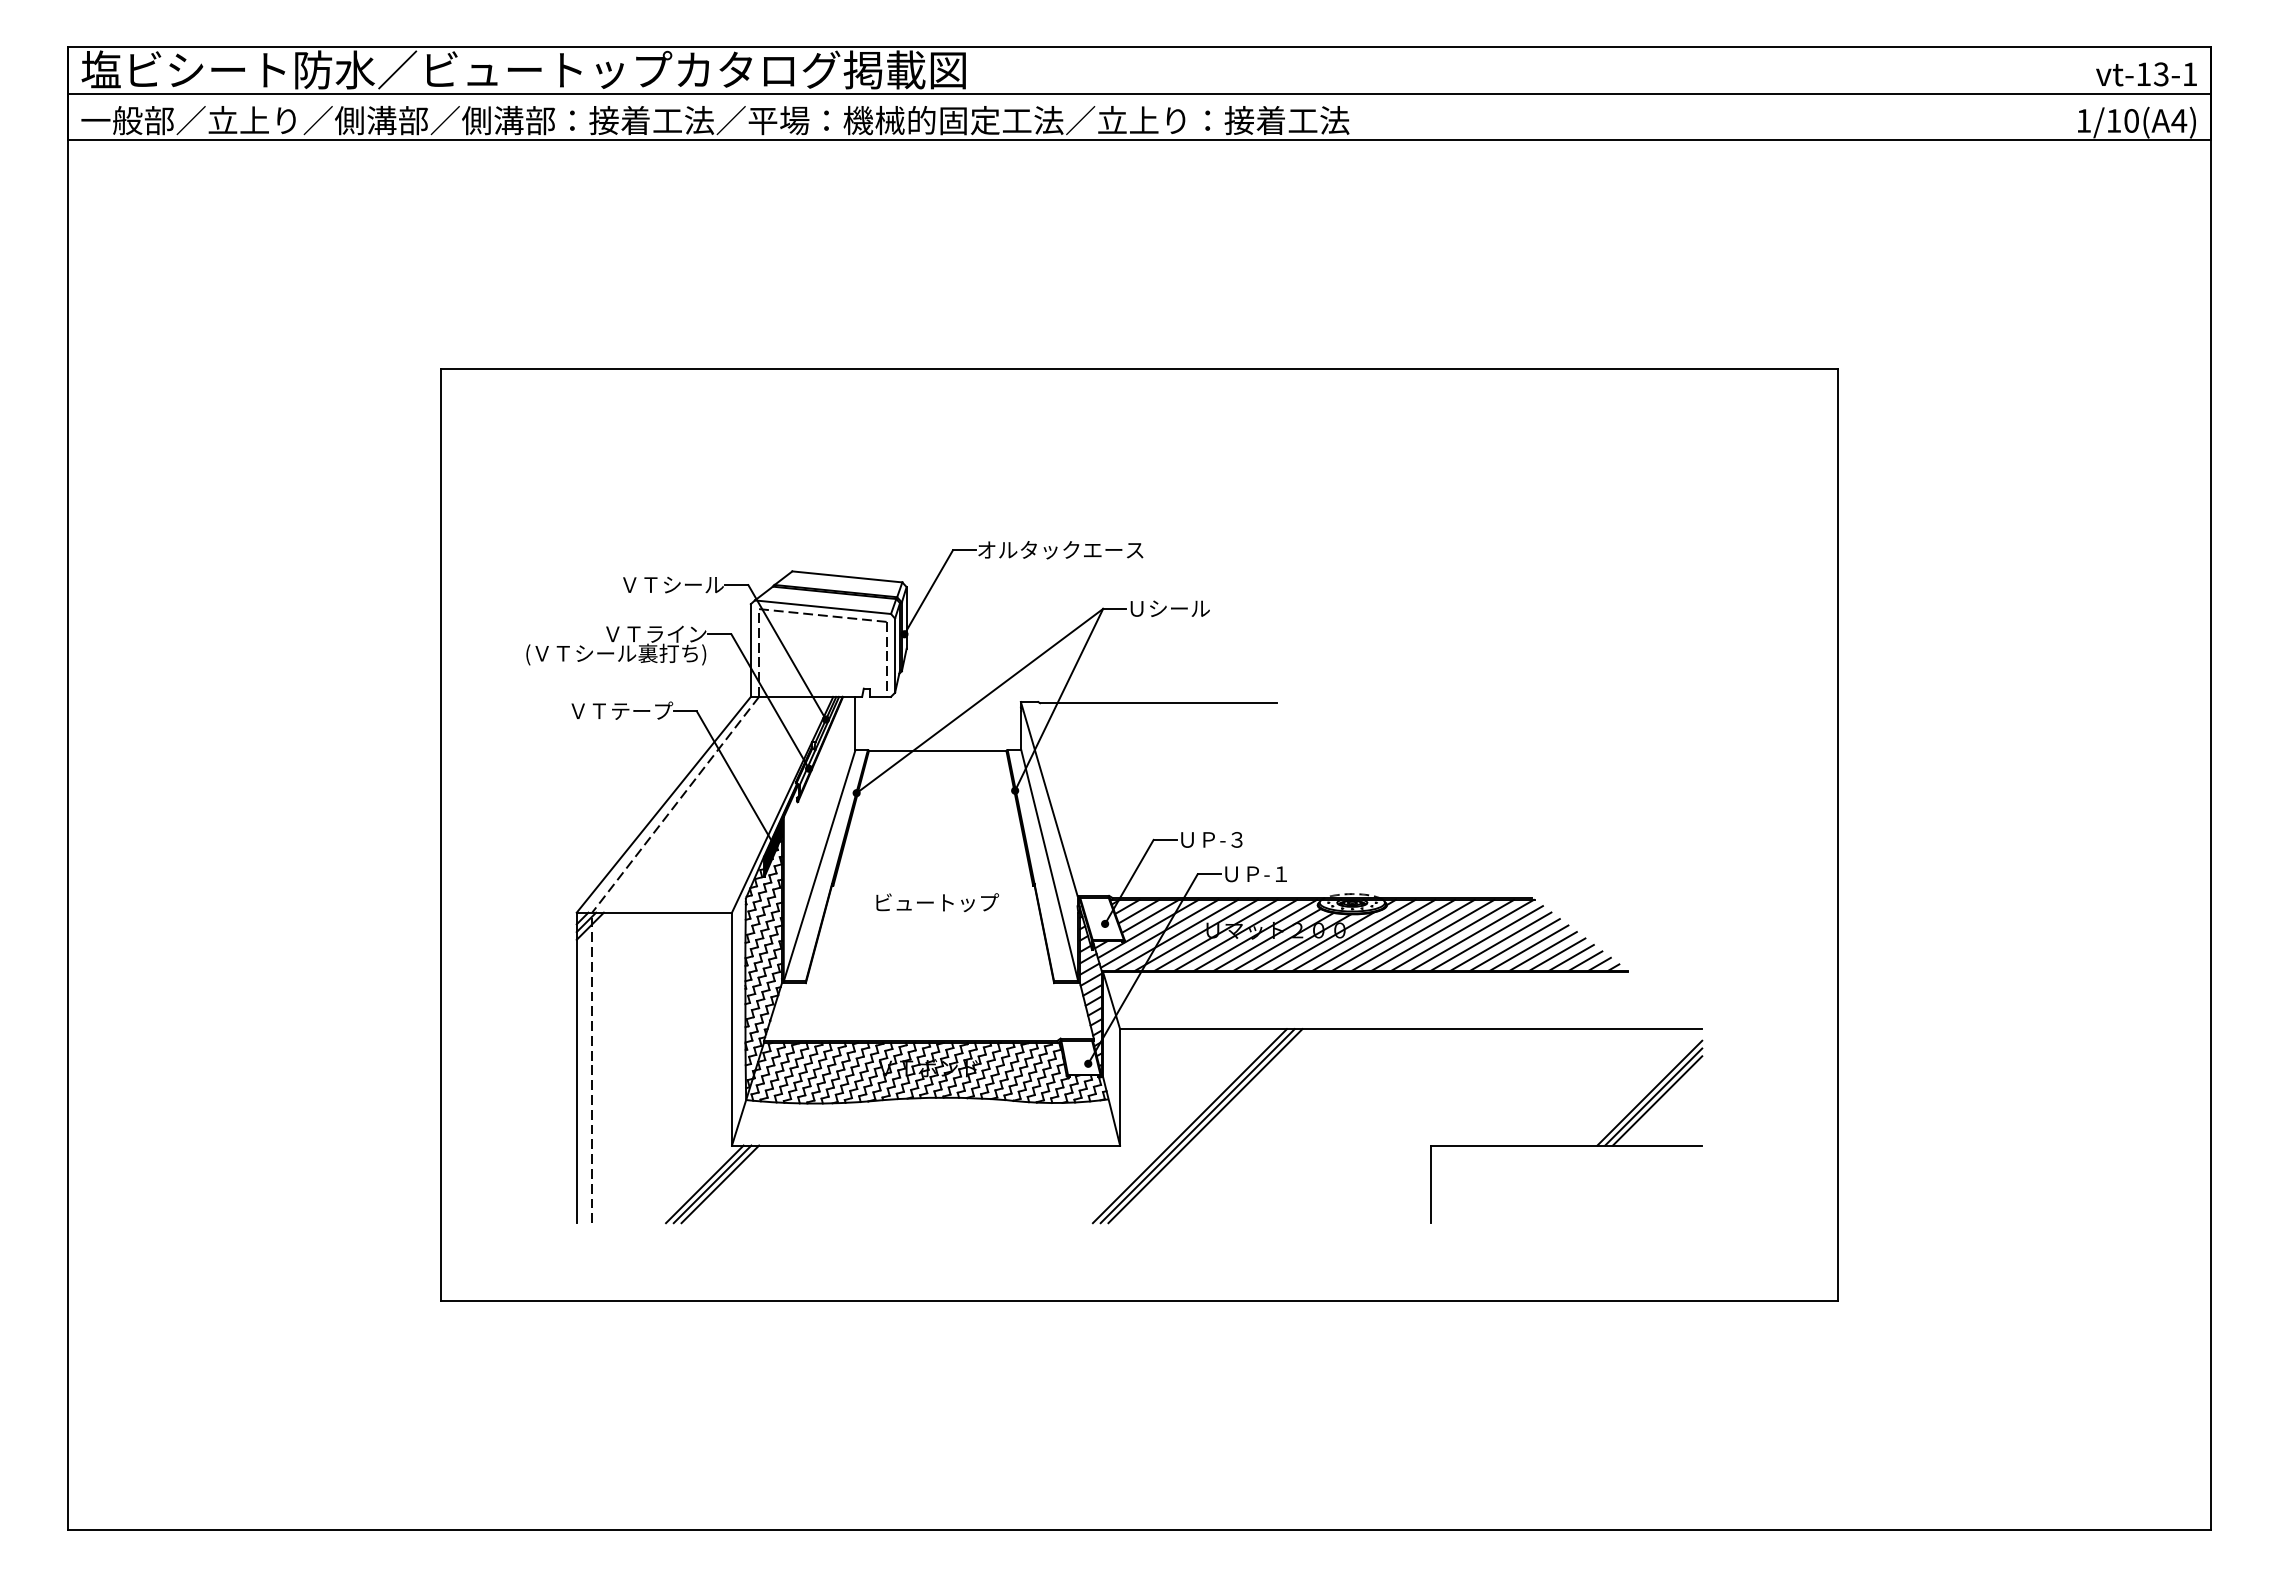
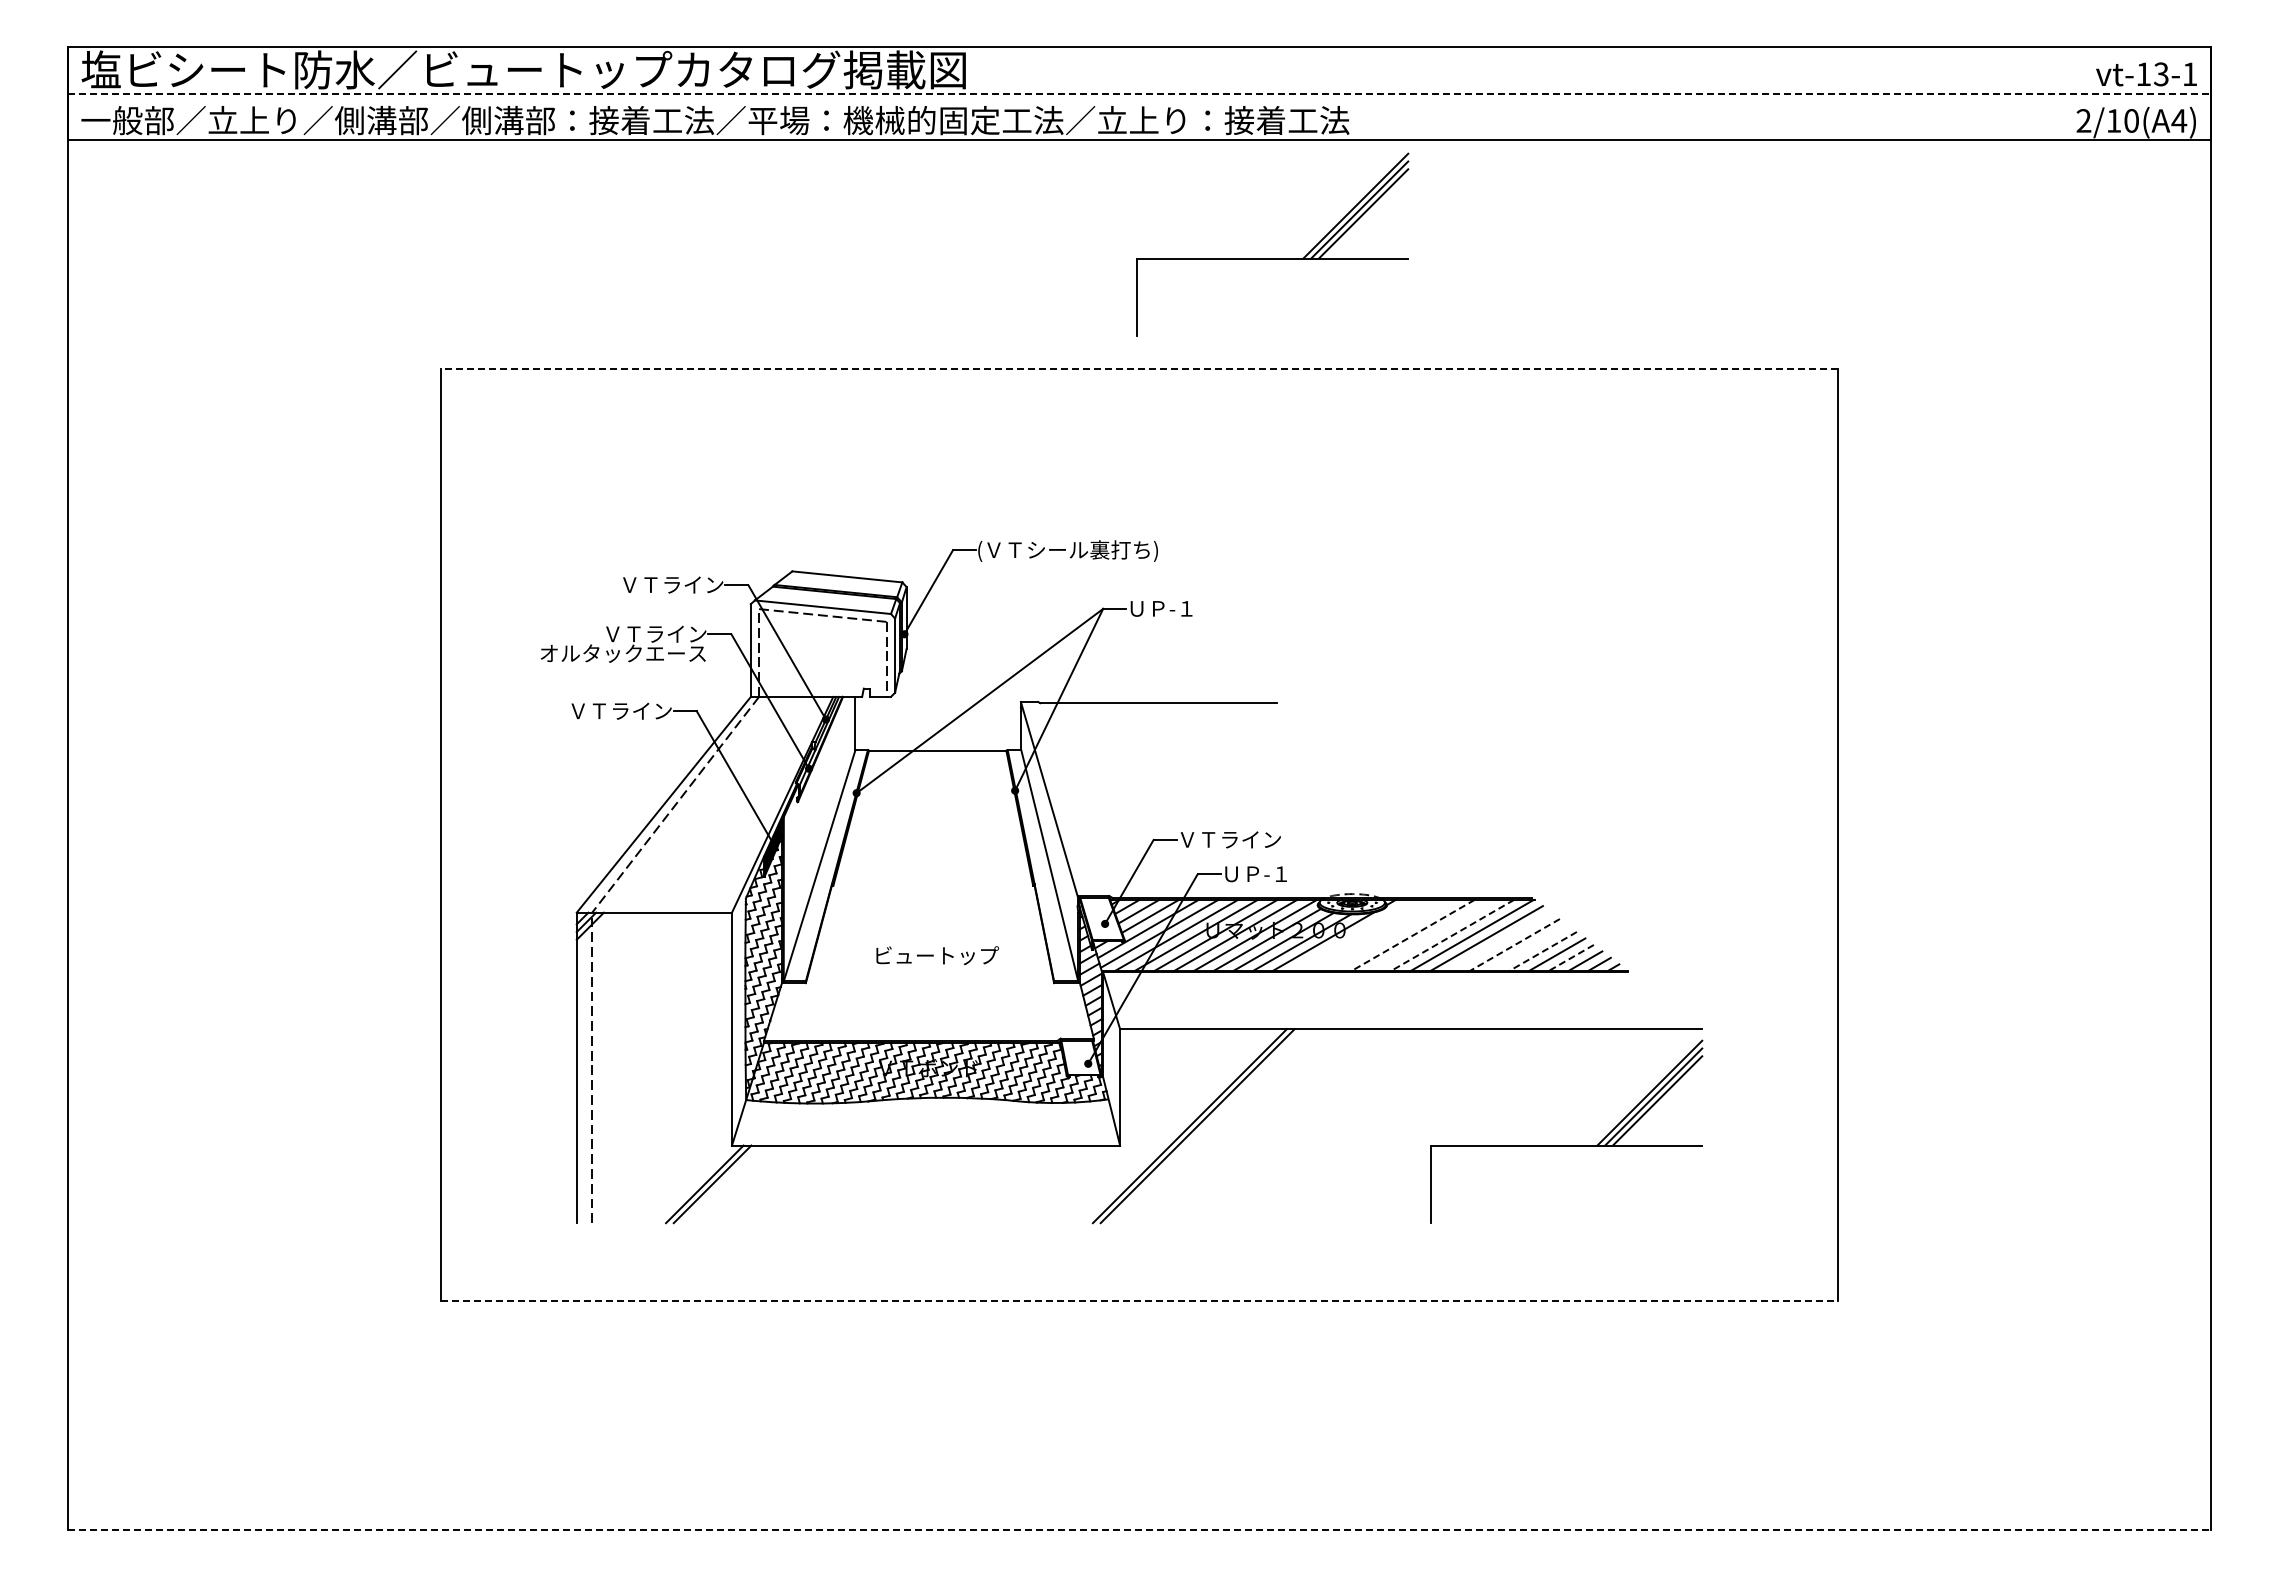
line: solid -> dashed (1139, 93)
text: 1/10(A4) -> 2/10(A4) (2083, 120)
part: none -> present (1272, 258)
line: solid -> dashed (1139, 369)
text: オルタックエース -> (ＶＴシール裏打ち) (1067, 550)
text: ＶＴシール -> ＶＴライン (693, 584)
text: Ｕシール -> ＵＰ-１ (1179, 608)
text: (ＶＴシール裏打ち) -> オルタックエース (616, 654)
text: ＶＴテープ -> ＶＴライン (642, 710)
text: ＵＰ-３ -> ＶＴライン (1230, 839)
text position: (937, 902) -> (937, 955) (937, 955)
line: present -> none (1353, 934)
line: present -> none (1373, 934)
line: present -> none (1393, 934)
line: present -> none (1432, 934)
line: solid -> dashed (1413, 935)
line: solid -> dashed (1452, 935)
line: present -> none (1500, 941)
line: solid -> dashed (1515, 944)
line: present -> none (1528, 947)
line: solid -> dashed (1543, 951)
line: solid -> dashed (1571, 957)
line: present -> none (1205, 1126)
line: present -> none (720, 1184)
line: solid -> dashed (1139, 1300)
line: solid -> dashed (1139, 1529)
